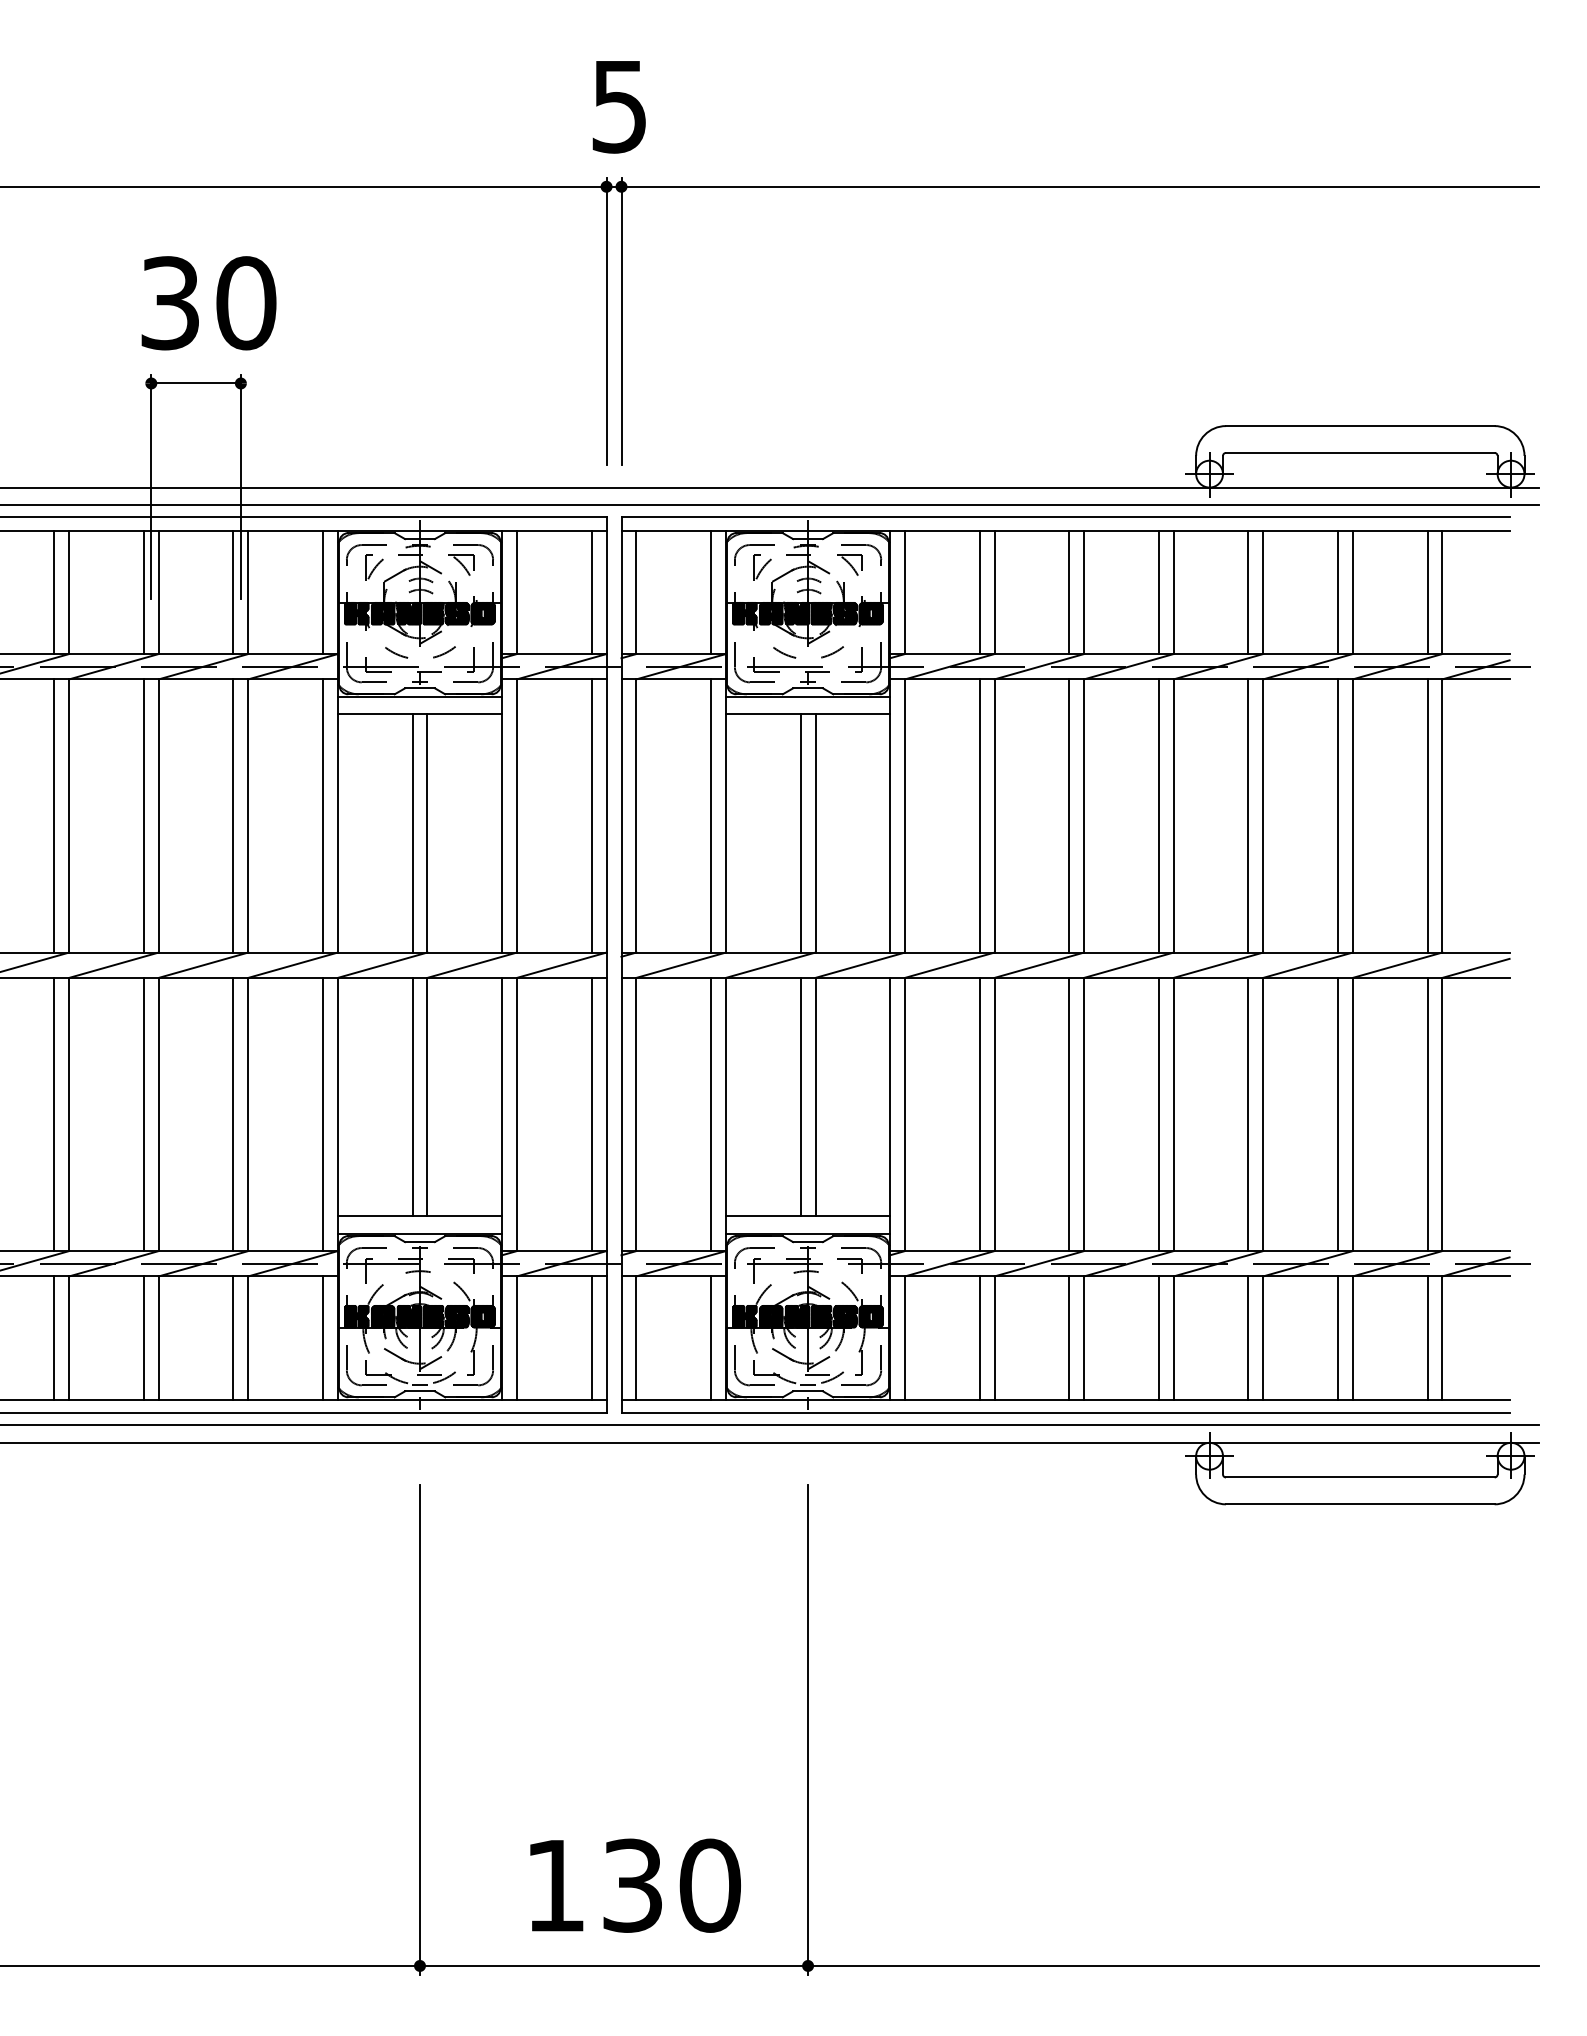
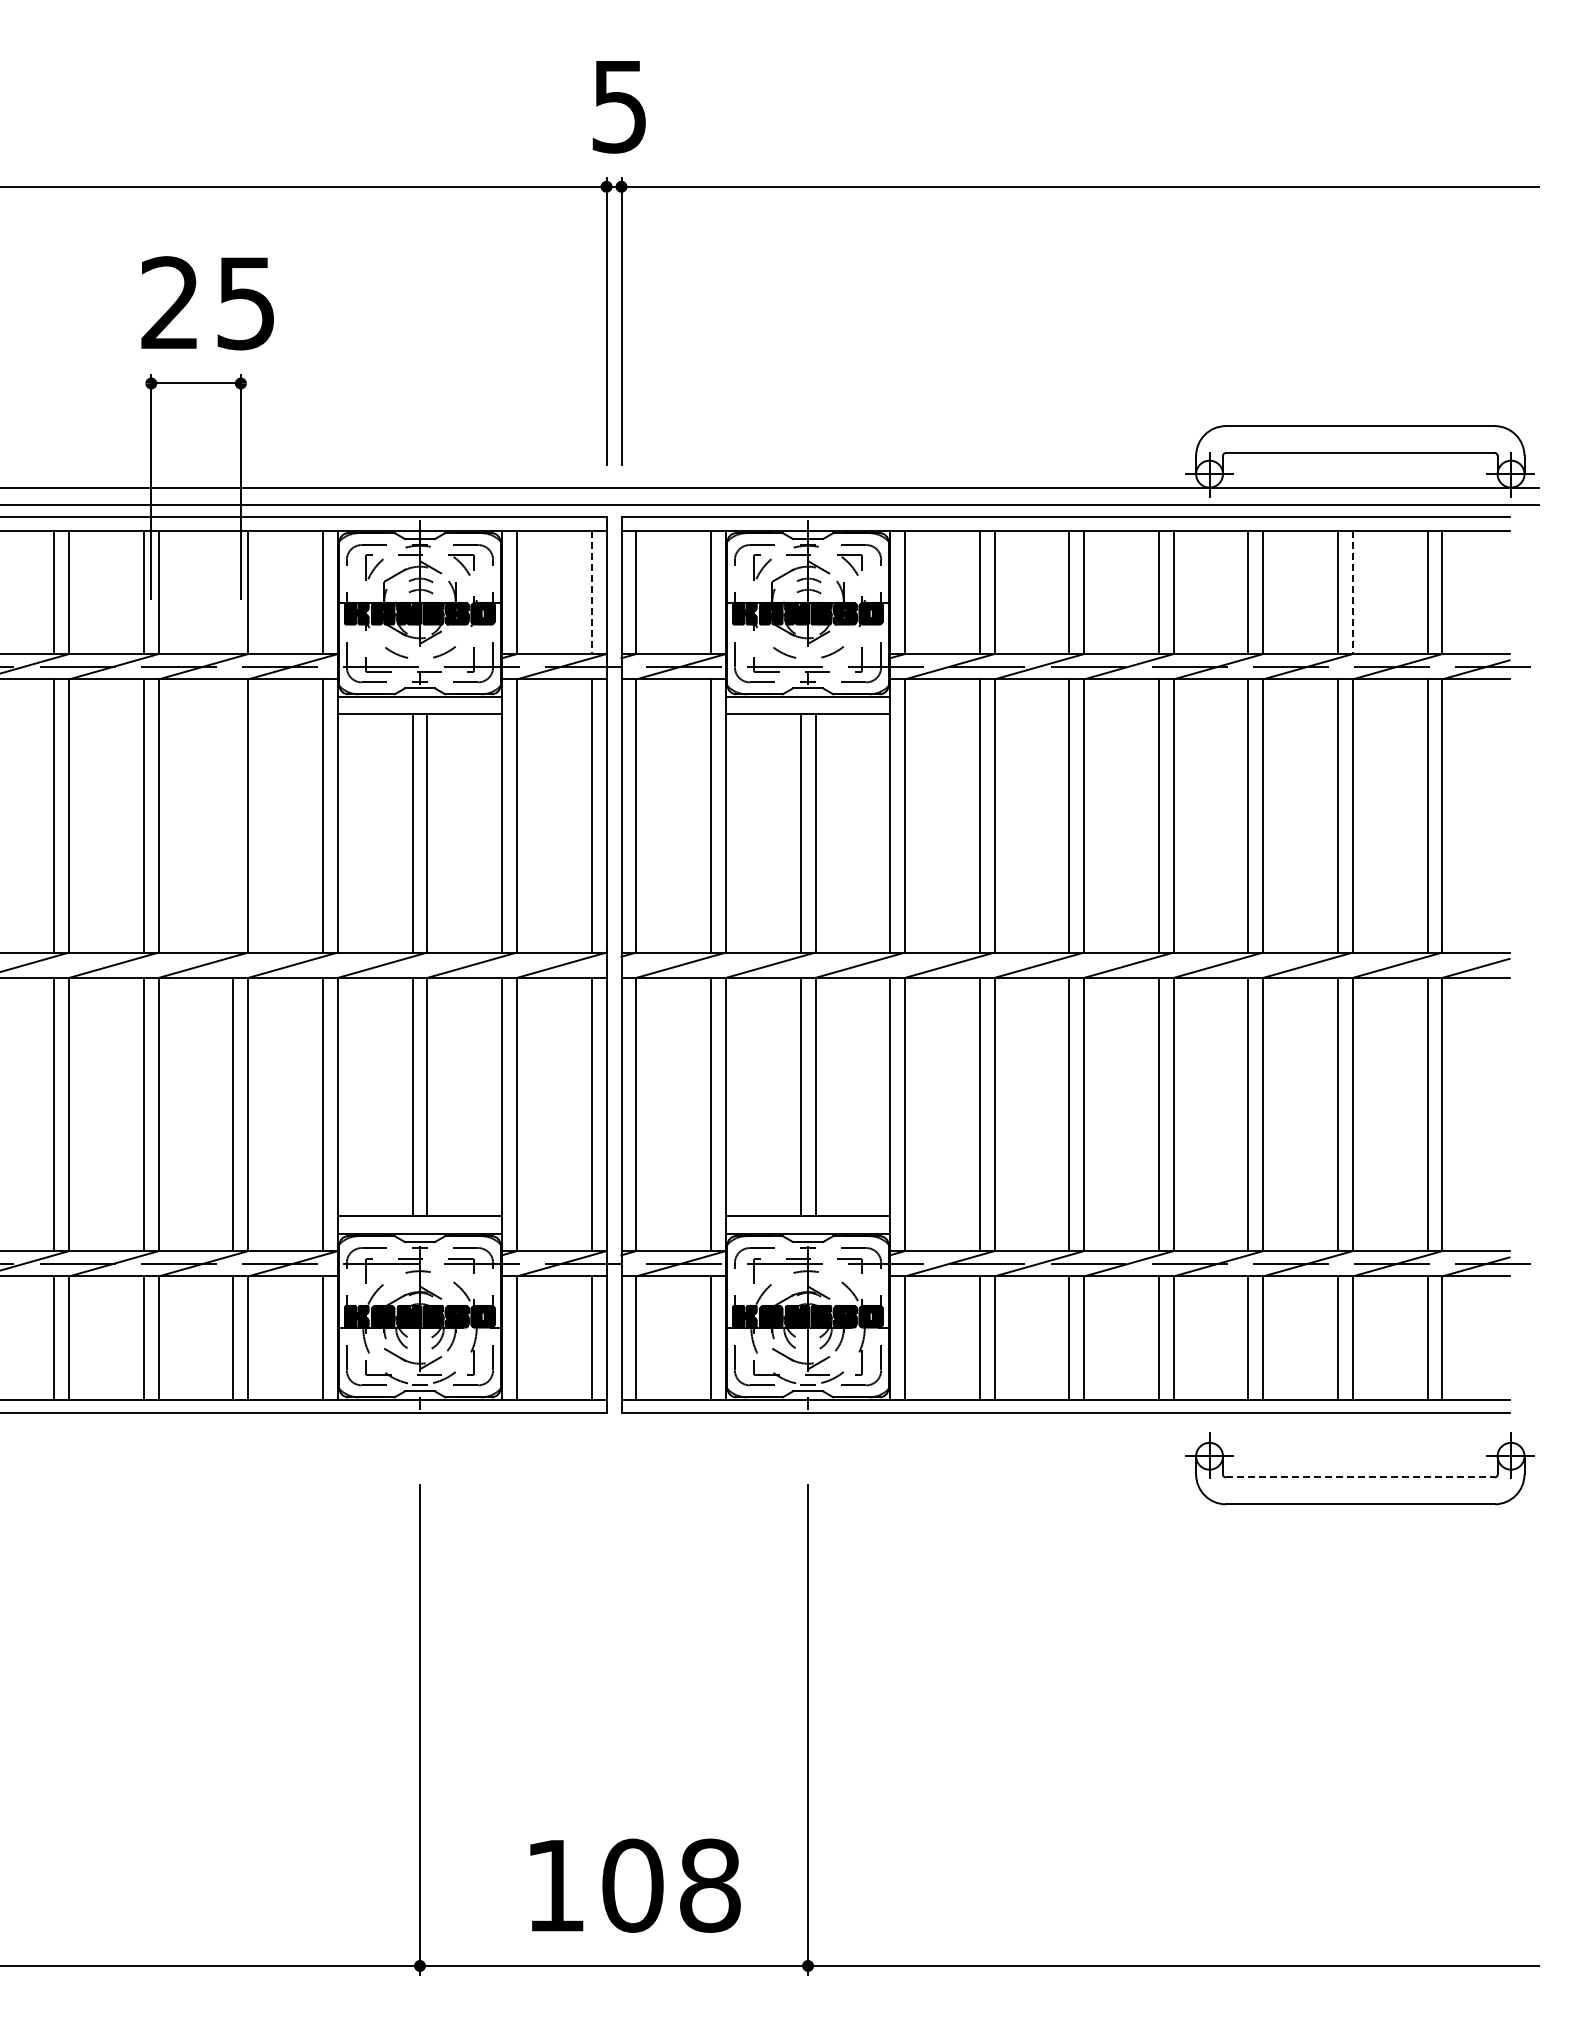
text: 30 -> 25 (208, 303)
line: present -> none (233, 592)
line: solid -> dashed (591, 592)
line: solid -> dashed (1352, 592)
line: present -> none (233, 815)
line: present -> none (770, 1424)
line: present -> none (770, 1442)
line: solid -> dashed (1360, 1477)
text: 130 -> 108 (671, 1885)
